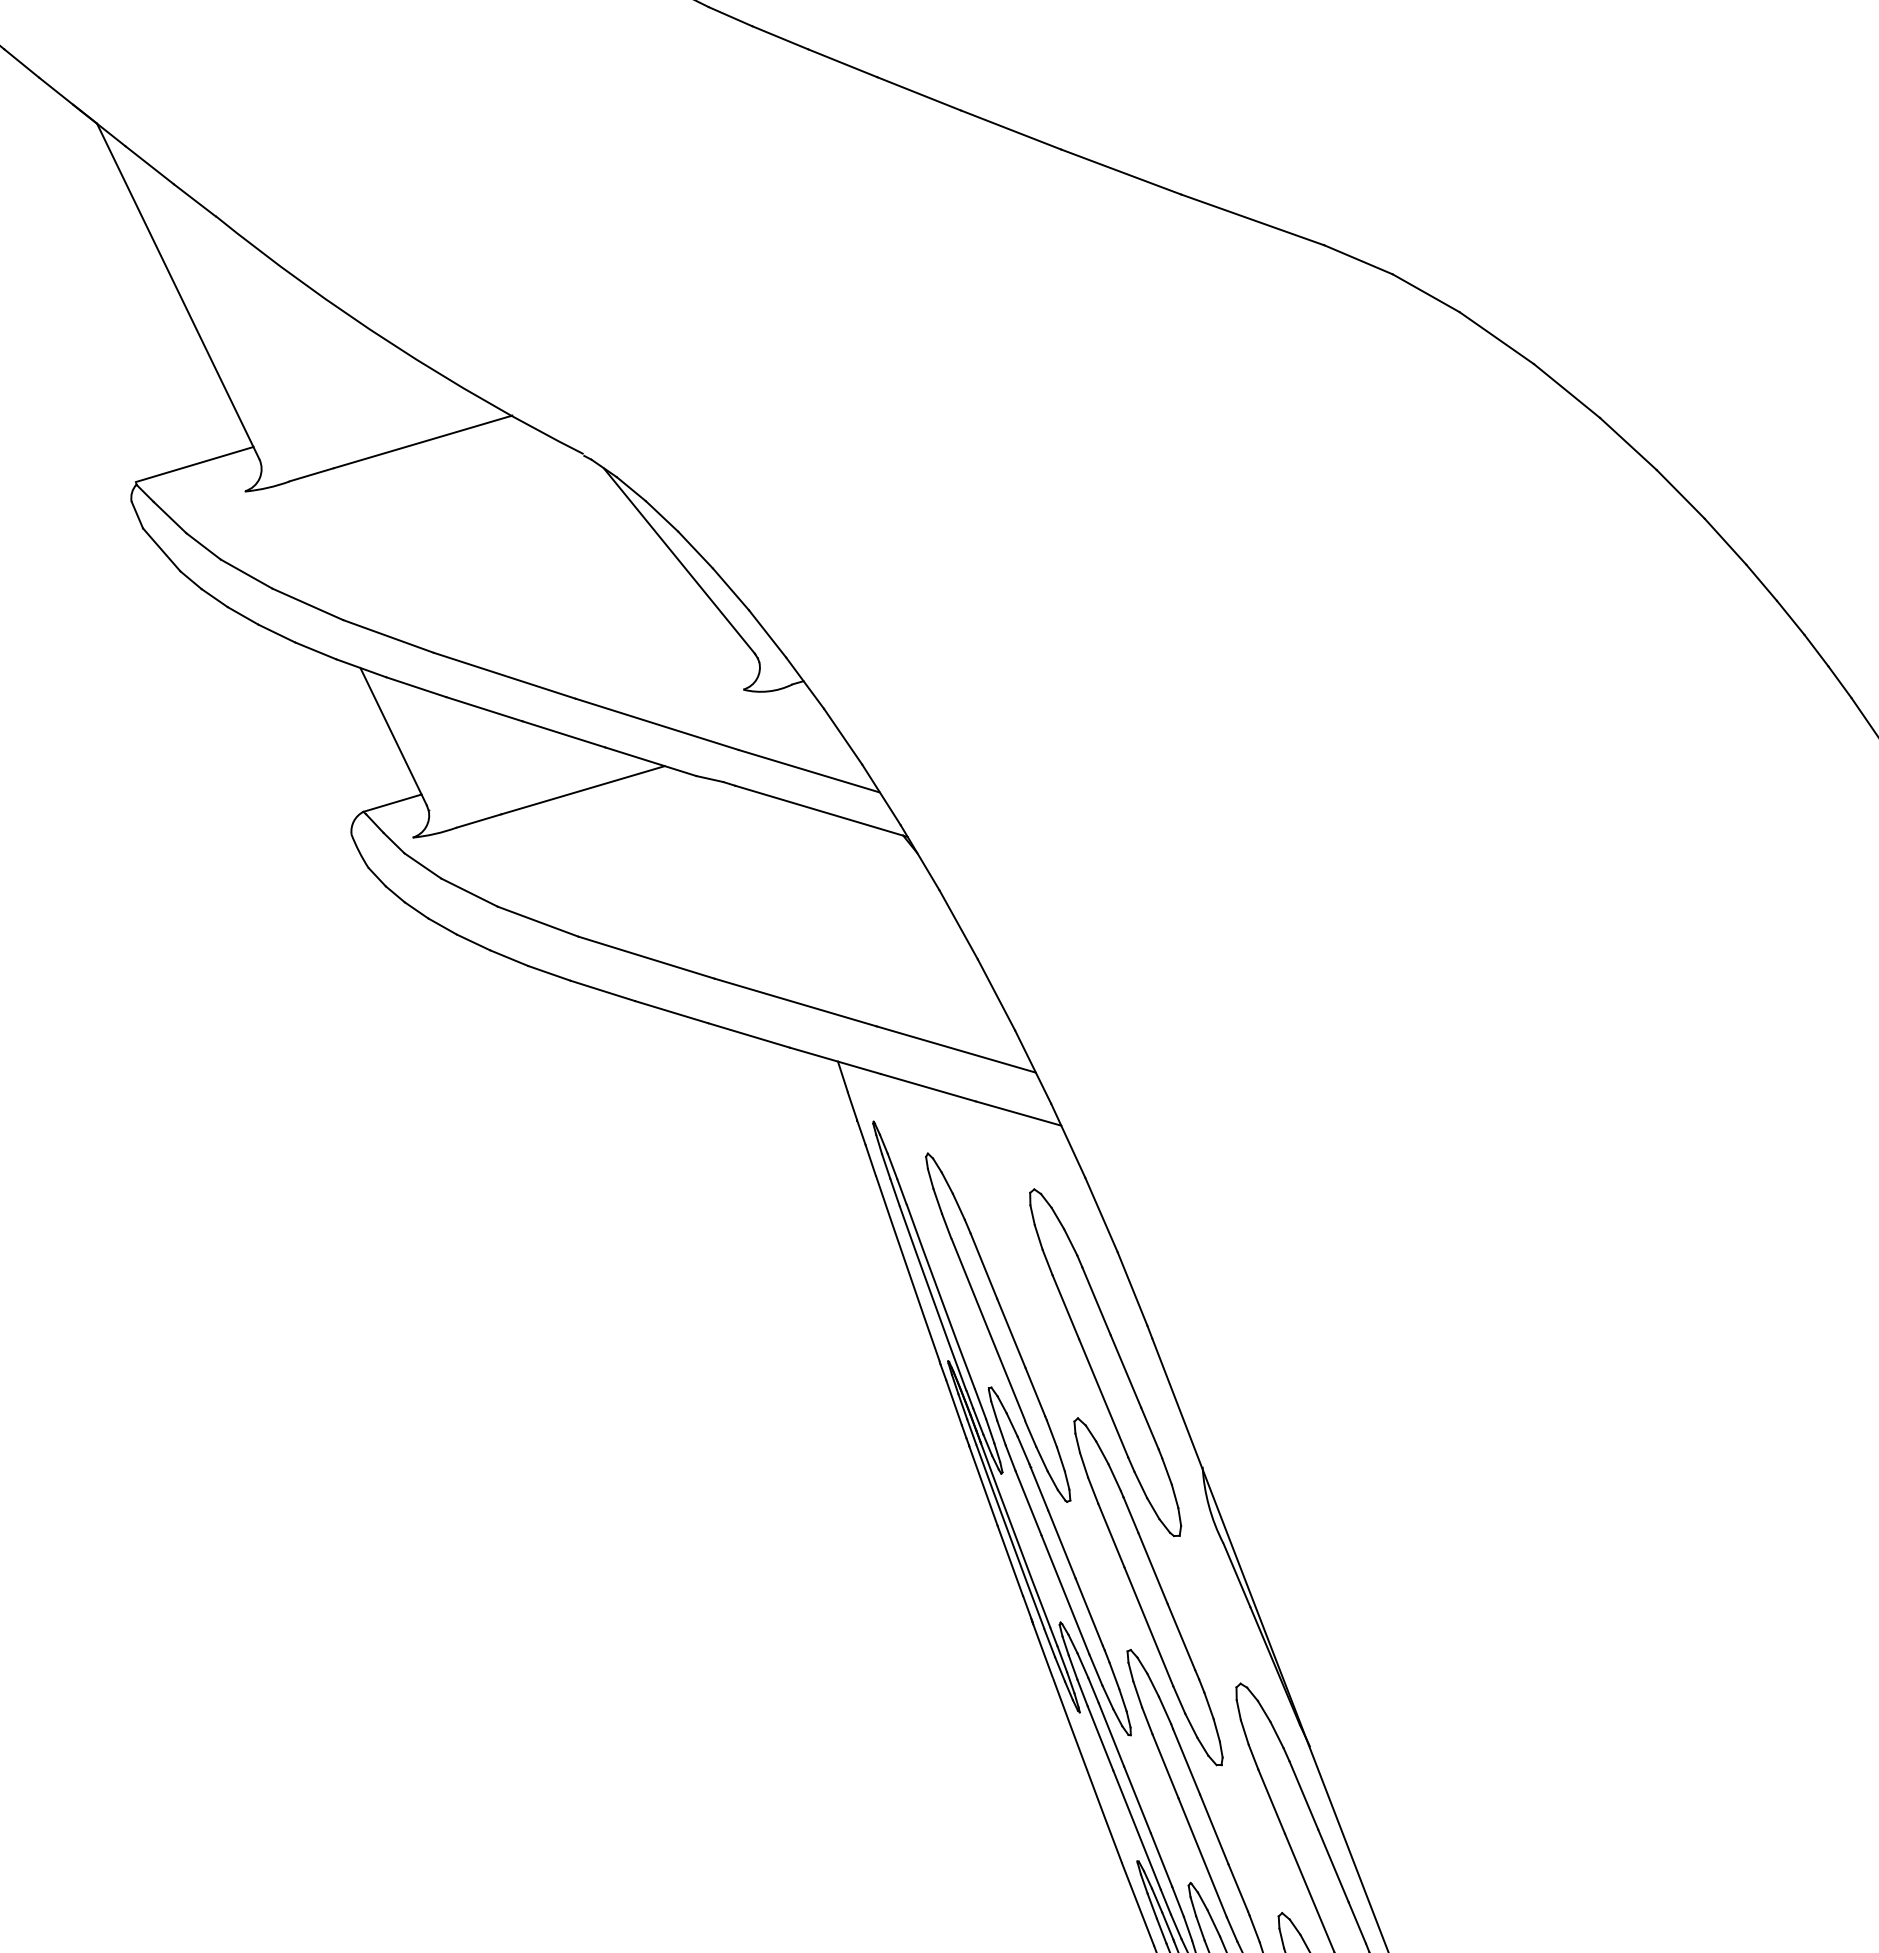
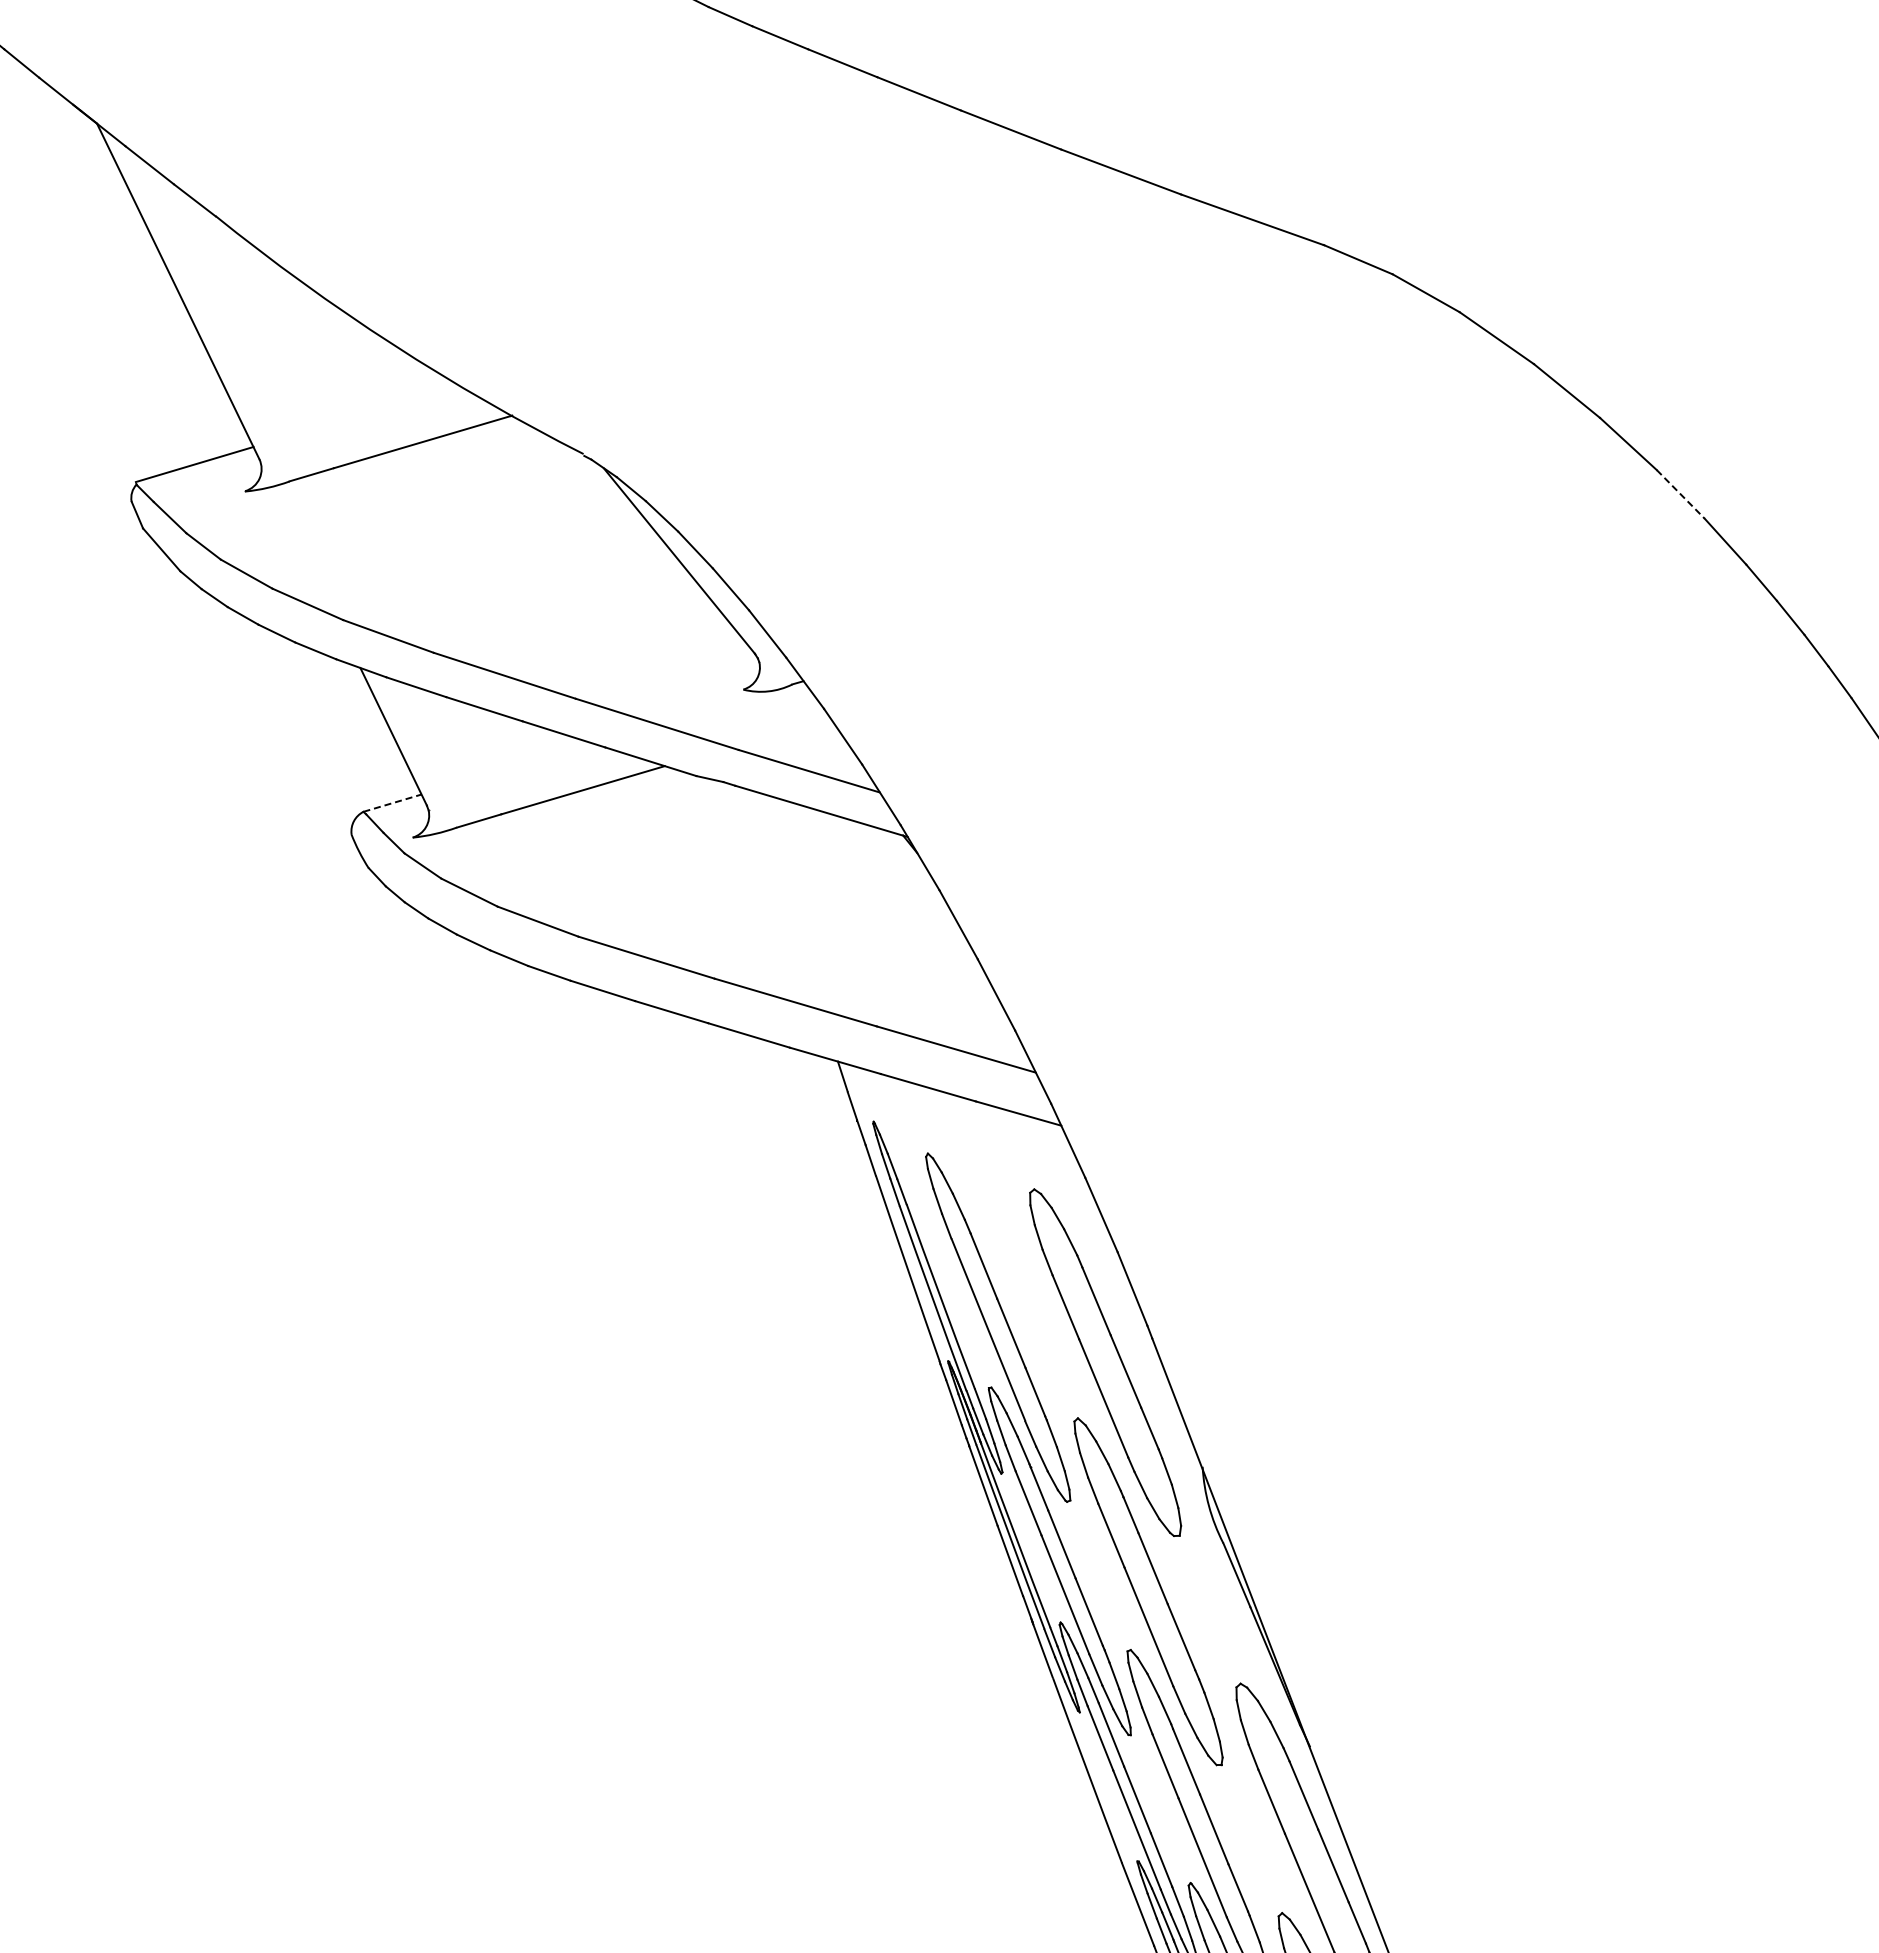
line: solid -> dashed (1681, 494)
line: solid -> dashed (393, 803)
